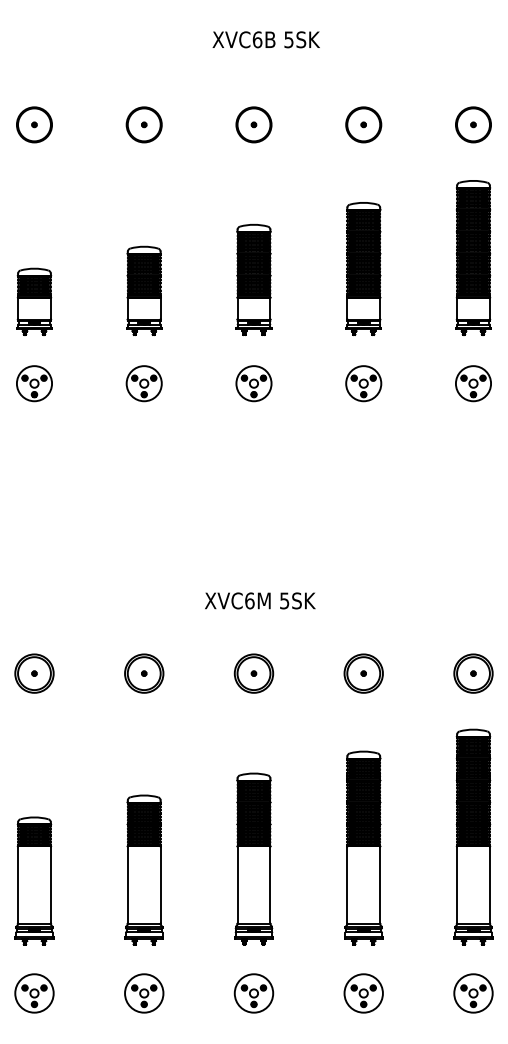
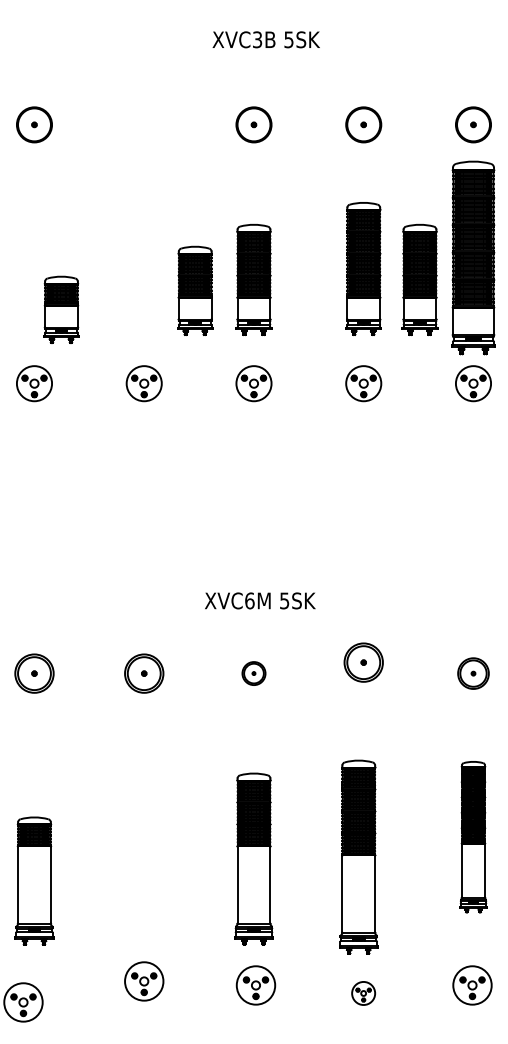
text: XVC6B -> XVC3B (257, 39)
part: present -> none (143, 124)
part size: 37x156 px -> 45x196 px (473, 257)
part: none -> present (419, 279)
part position: (144, 290) -> (195, 290) (195, 290)
part position: (34, 301) -> (61, 309) (61, 309)
part size: 42x41 px -> 26x25 px (253, 673)
part position: (363, 673) -> (363, 662) (363, 662)
part size: 41x41 px -> 33x33 px (473, 673)
part size: 41x218 px -> 29x153 px (473, 837)
part position: (363, 847) -> (358, 856) (358, 856)
part: present -> none (143, 869)
part position: (34, 993) -> (23, 1002) (23, 1002)
part position: (144, 993) -> (144, 981) (144, 981)
part position: (253, 993) -> (255, 985) (255, 985)
part size: 41x41 px -> 26x25 px (363, 993)
part position: (473, 993) -> (472, 985) (472, 985)
